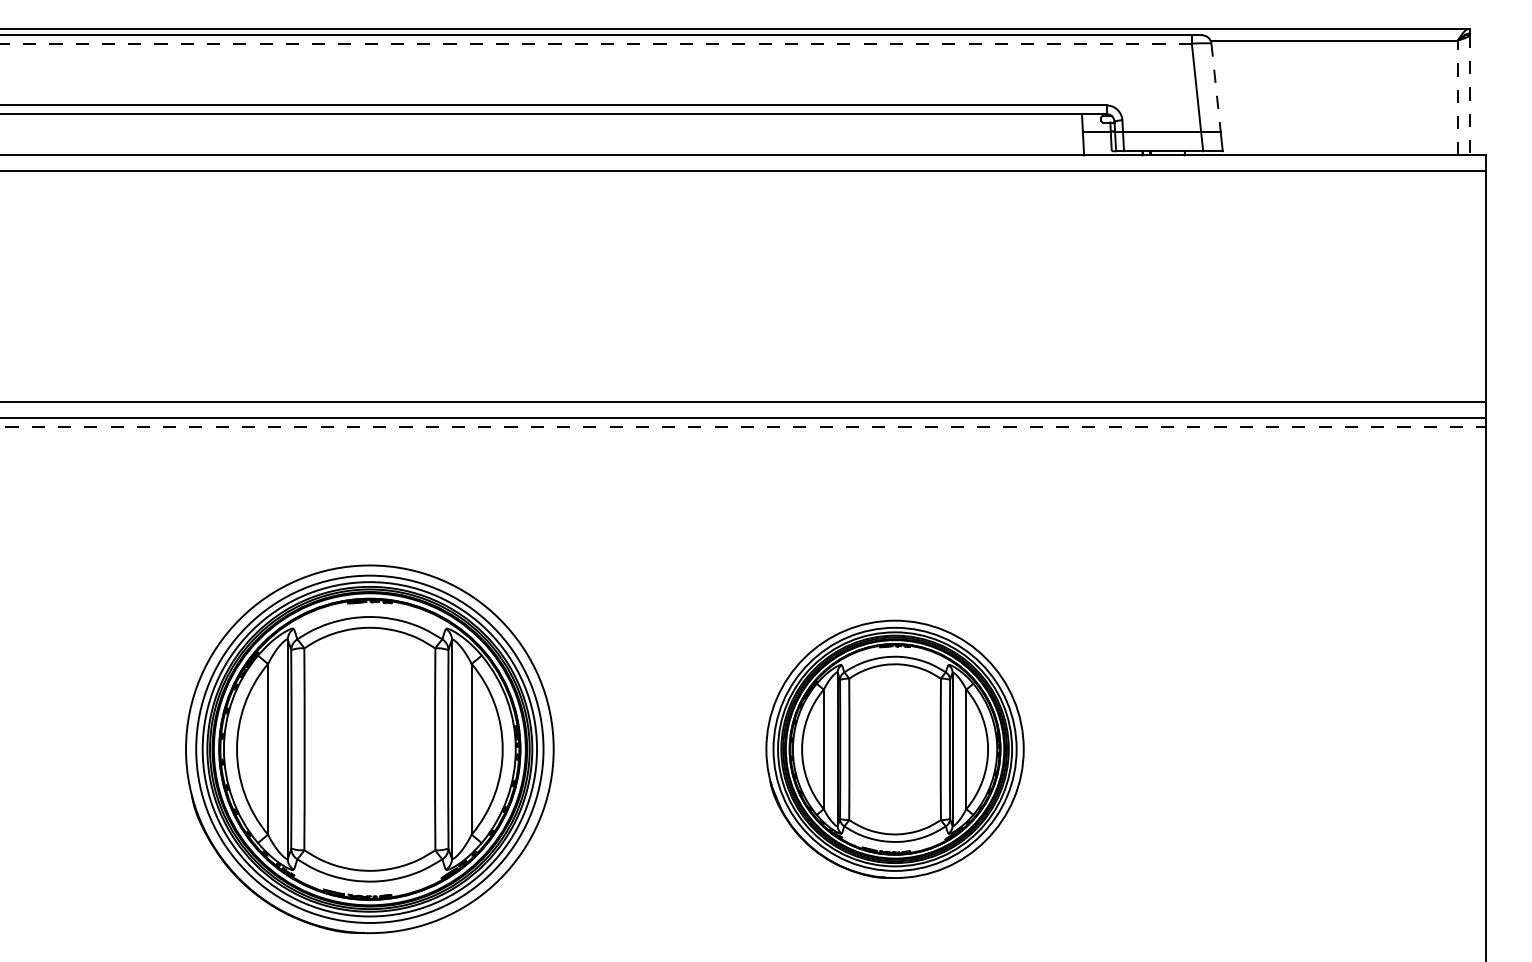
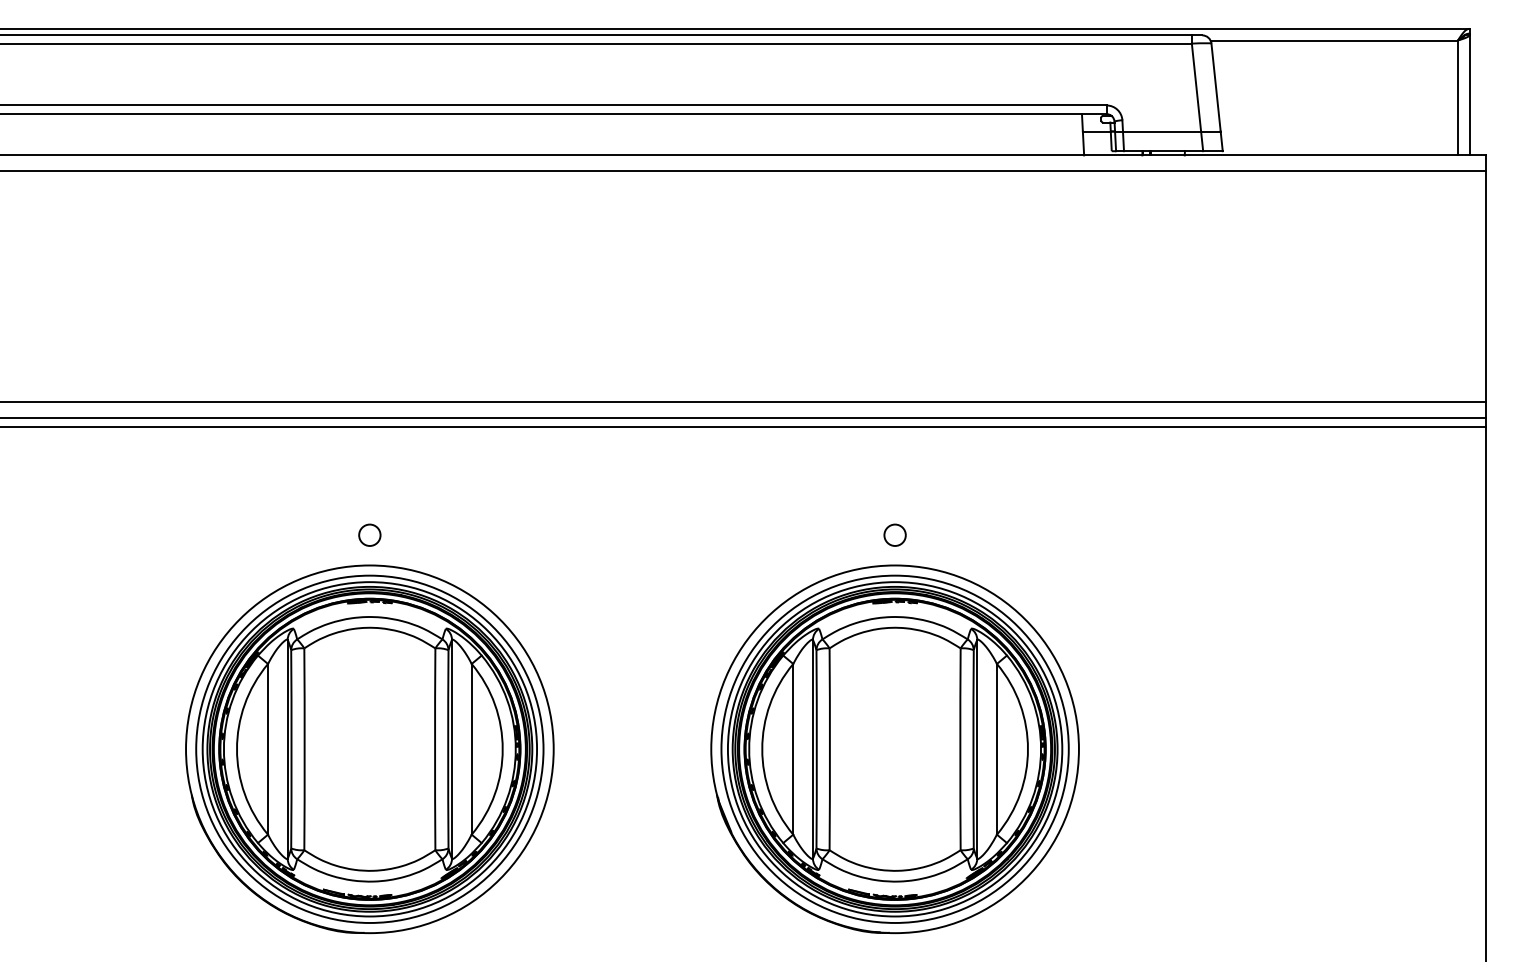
line: dashed -> solid (596, 43)
line: dashed -> solid (1216, 88)
line: dashed -> solid (1469, 95)
line: dashed -> solid (1457, 97)
line: dashed -> solid (743, 427)
circle: none -> present (369, 534)
circle: none -> present (894, 534)
part size: 260x260 px -> 370x371 px (894, 749)
